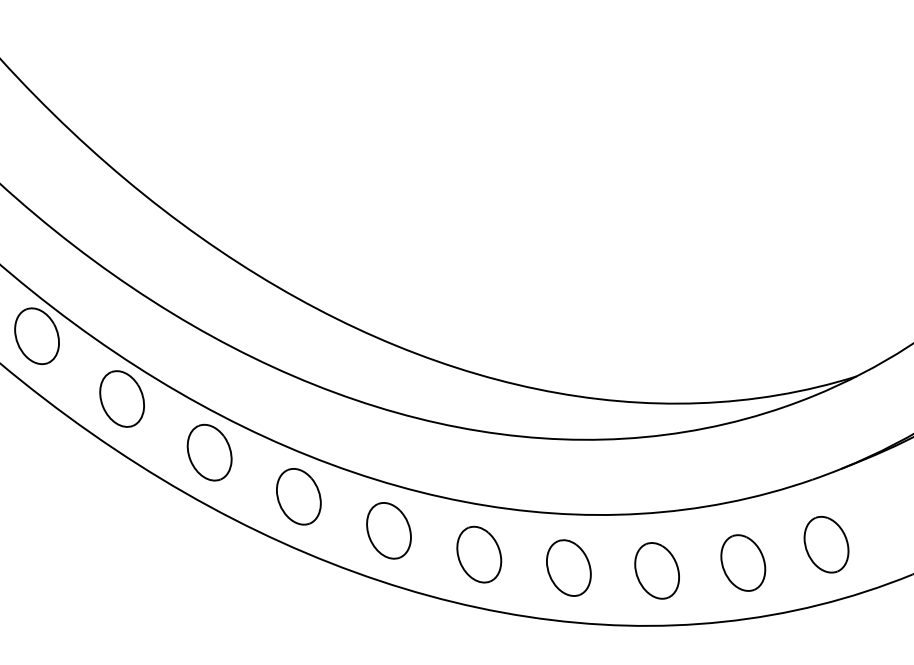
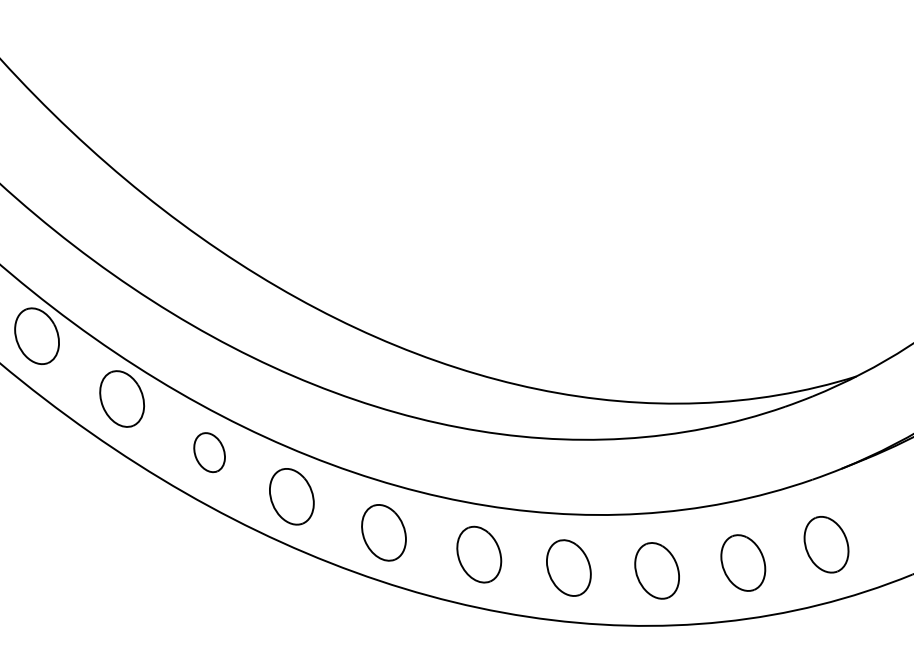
part size: 47x59 px -> 33x42 px (209, 452)
part position: (298, 496) -> (291, 496) (291, 496)
part position: (388, 530) -> (383, 532) (383, 532)
